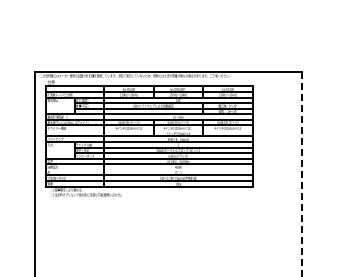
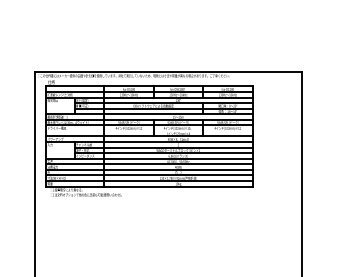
line: none -> present (149, 169)
line: dashed -> solid (302, 174)
